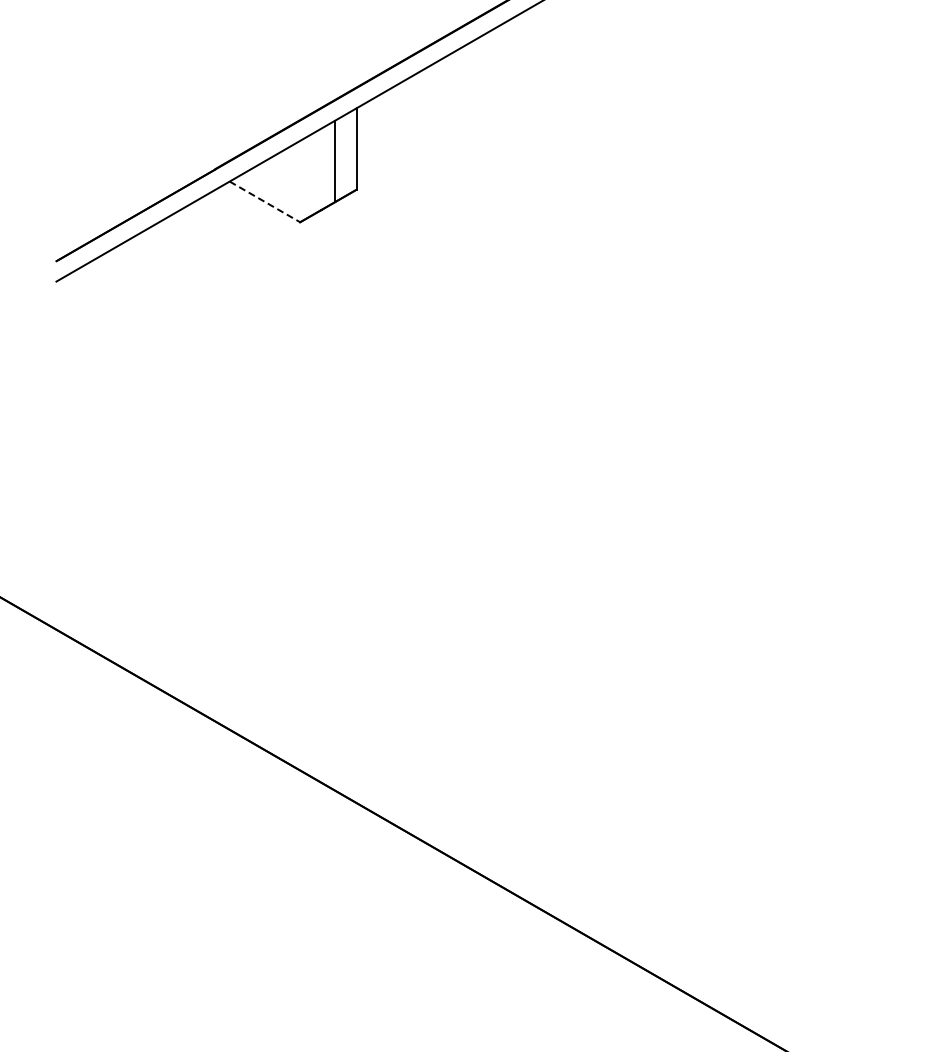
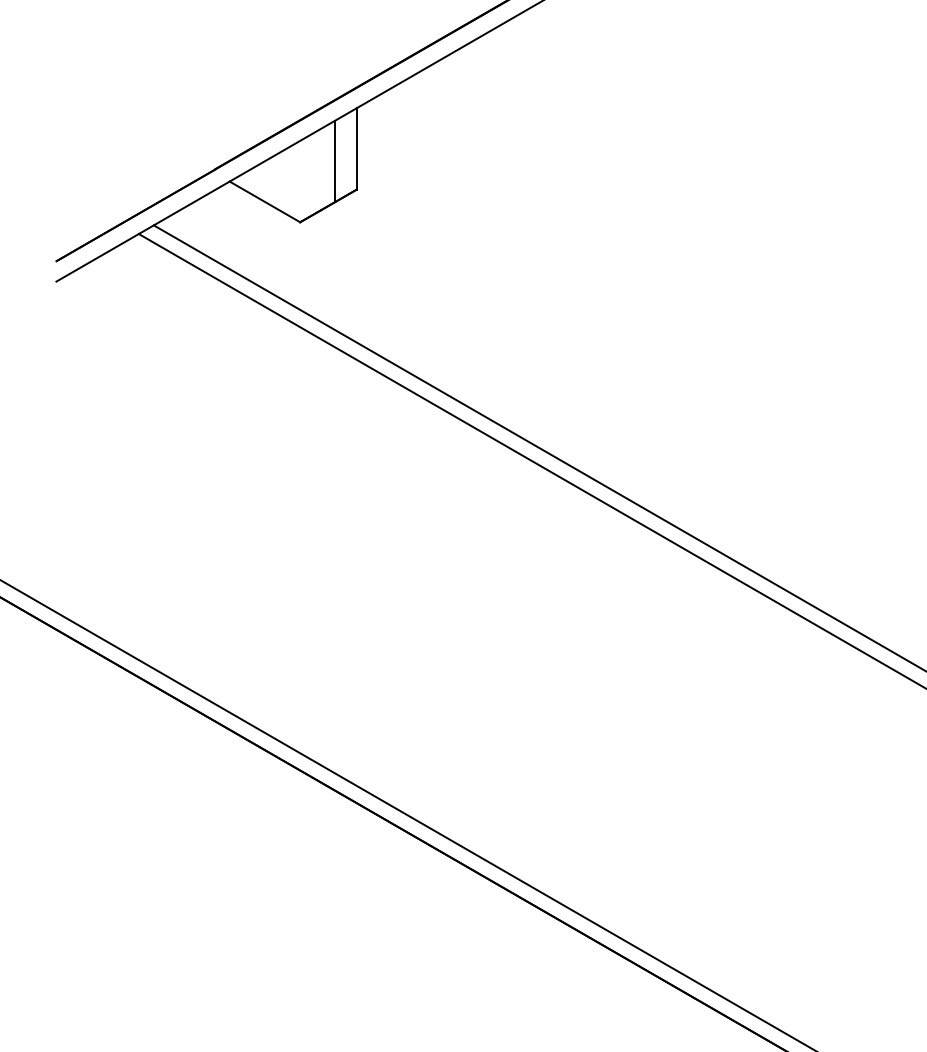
line: dashed -> solid (264, 201)
line: none -> present (538, 447)
line: none -> present (530, 460)
line: none -> present (407, 814)
